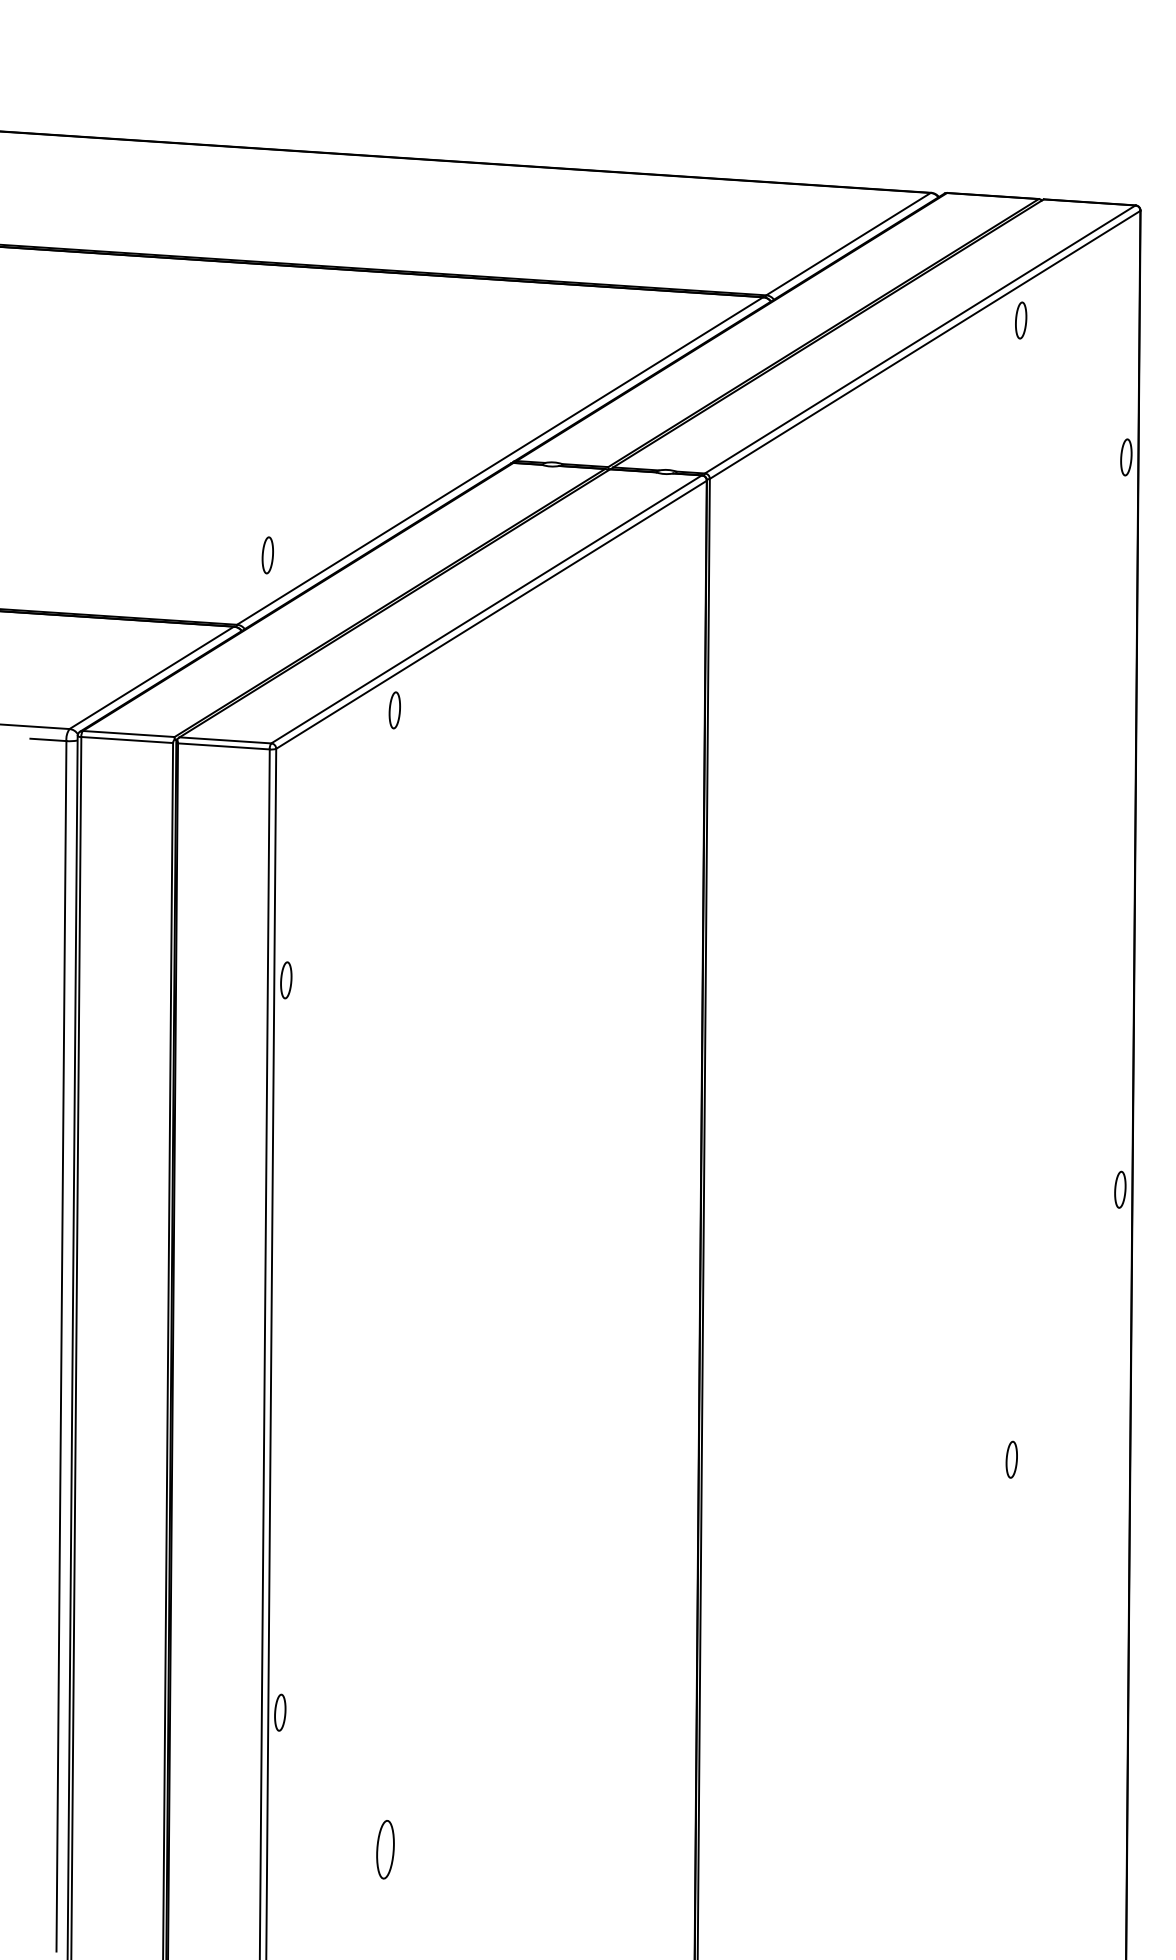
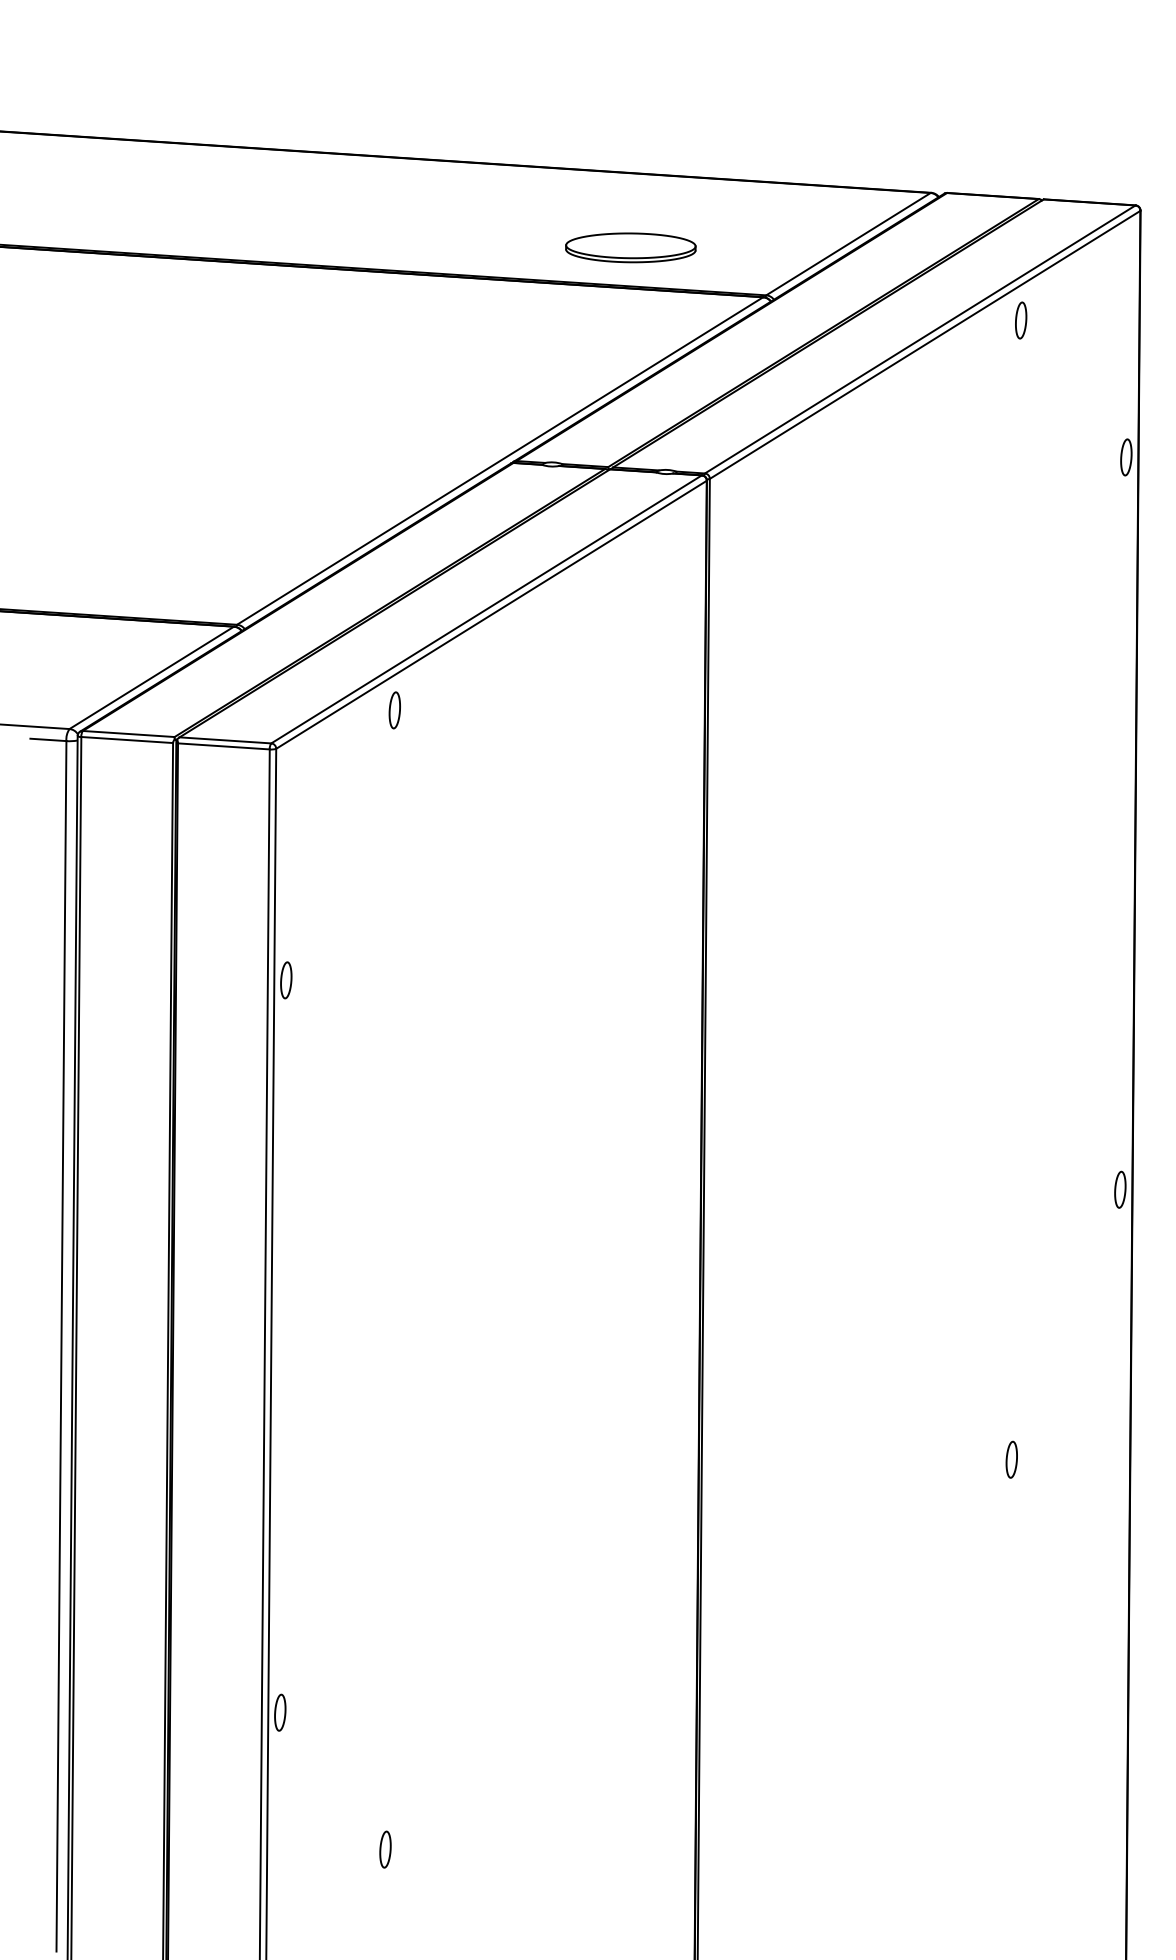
part: none -> present (630, 247)
part: present -> none (267, 555)
part size: 19x60 px -> 13x39 px (385, 1849)
